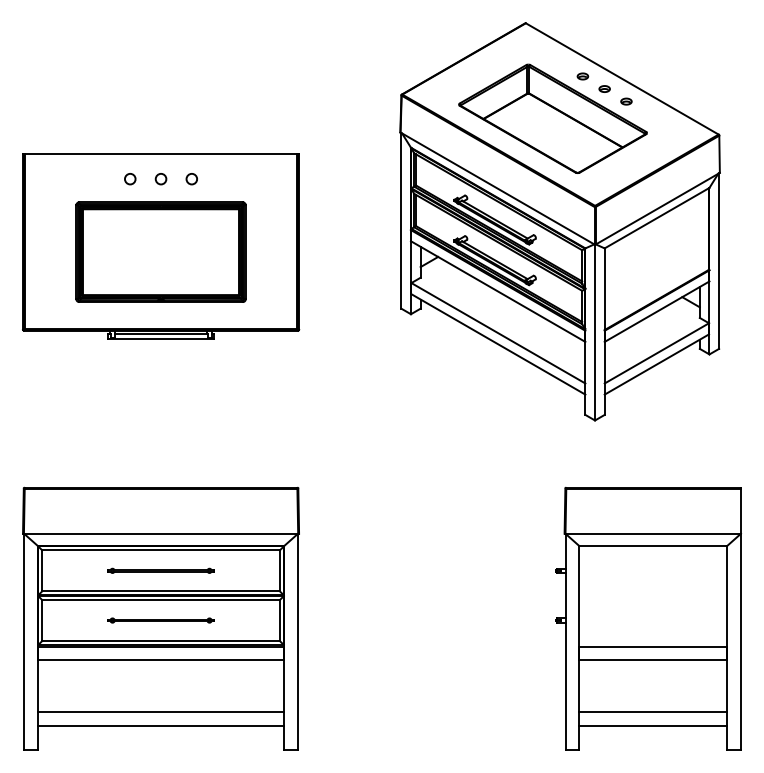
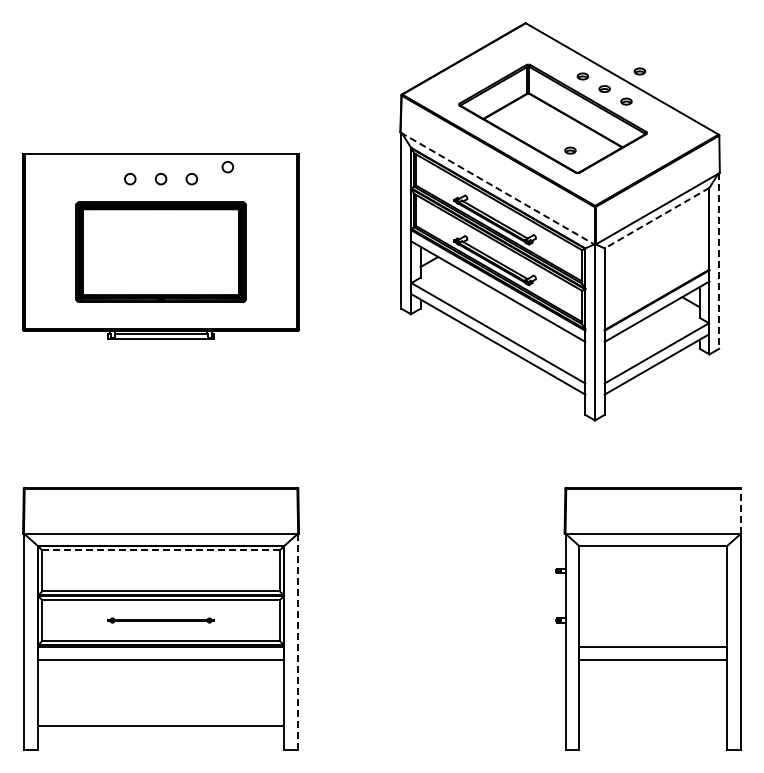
part: none -> present (639, 71)
part: none -> present (570, 150)
circle: none -> present (227, 167)
line: solid -> dashed (497, 188)
line: solid -> dashed (656, 218)
line: solid -> dashed (719, 261)
line: solid -> dashed (740, 511)
line: solid -> dashed (161, 550)
part: present -> none (160, 570)
line: solid -> dashed (298, 641)
line: present -> none (160, 711)
line: present -> none (653, 711)
line: present -> none (653, 725)
